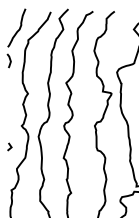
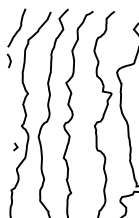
line position: (9, 146) -> (15, 146) (15, 146)
